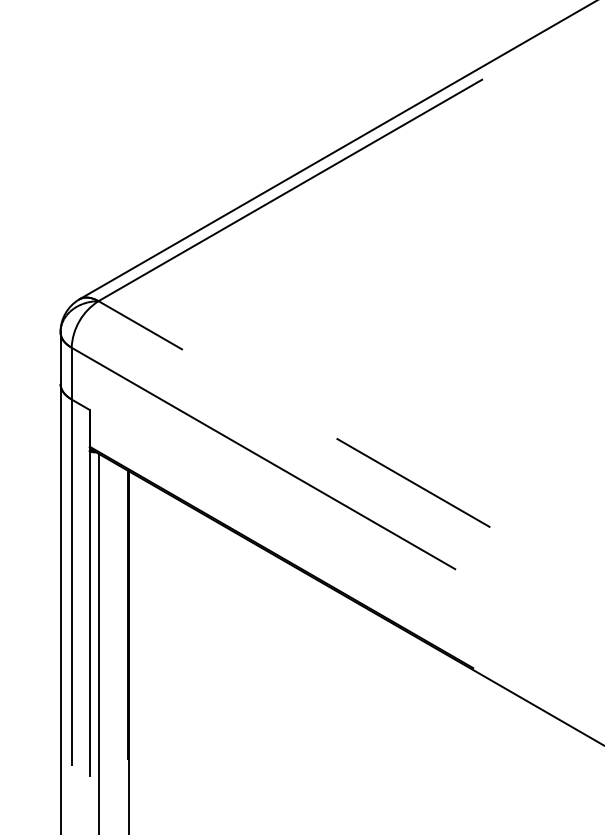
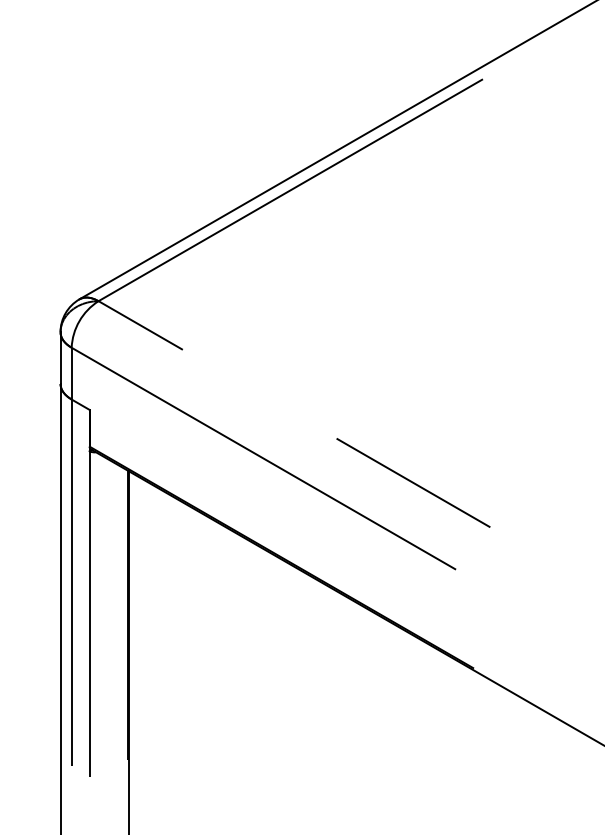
line: present -> none (98, 642)
